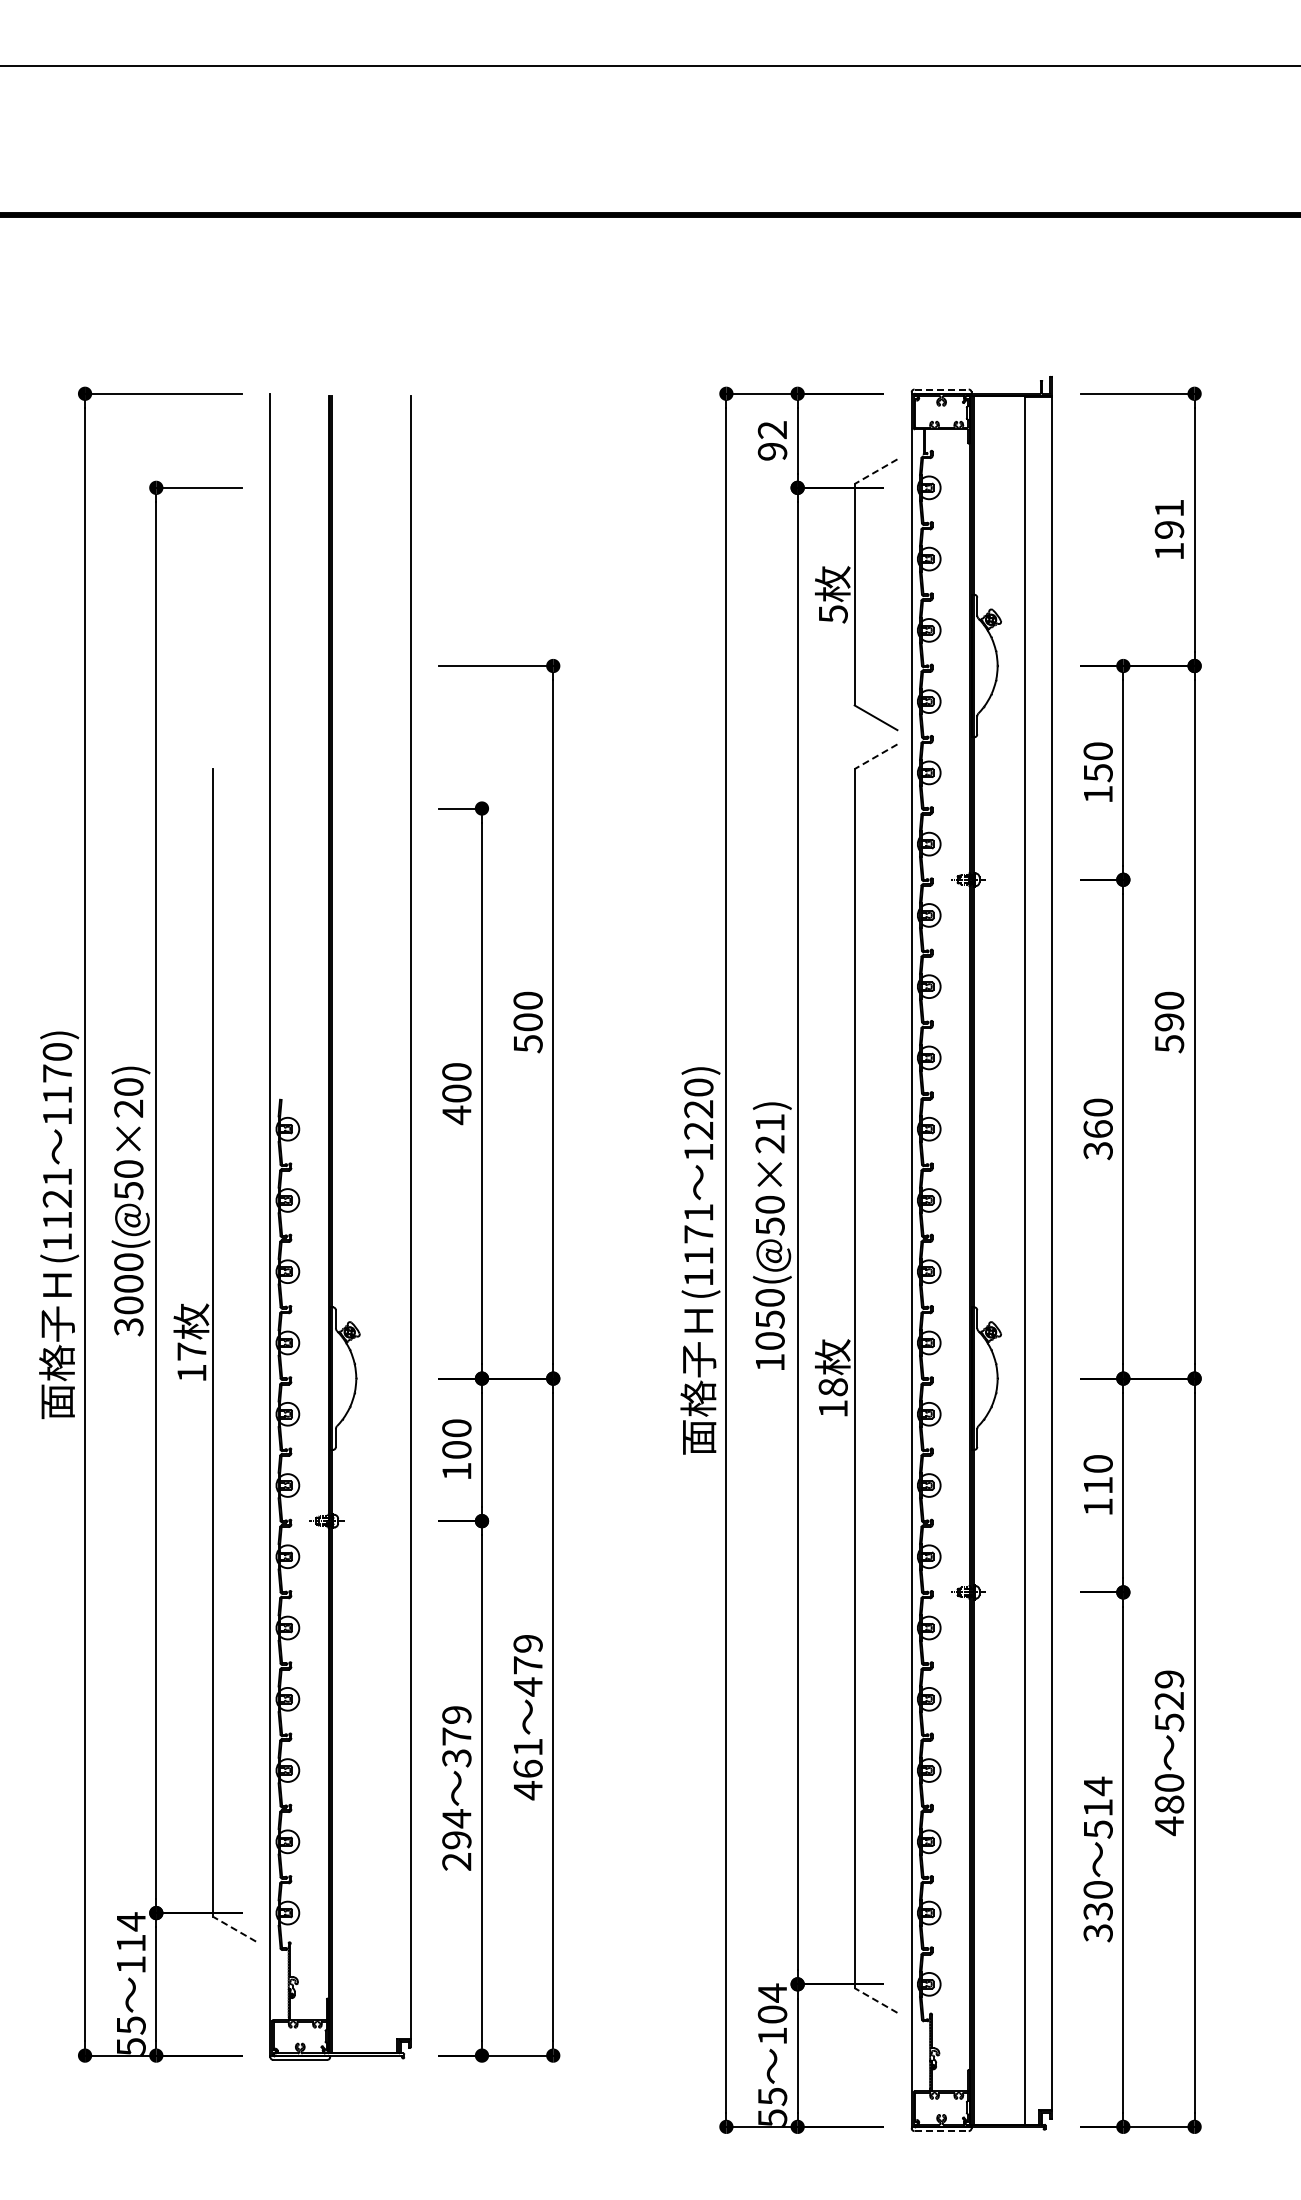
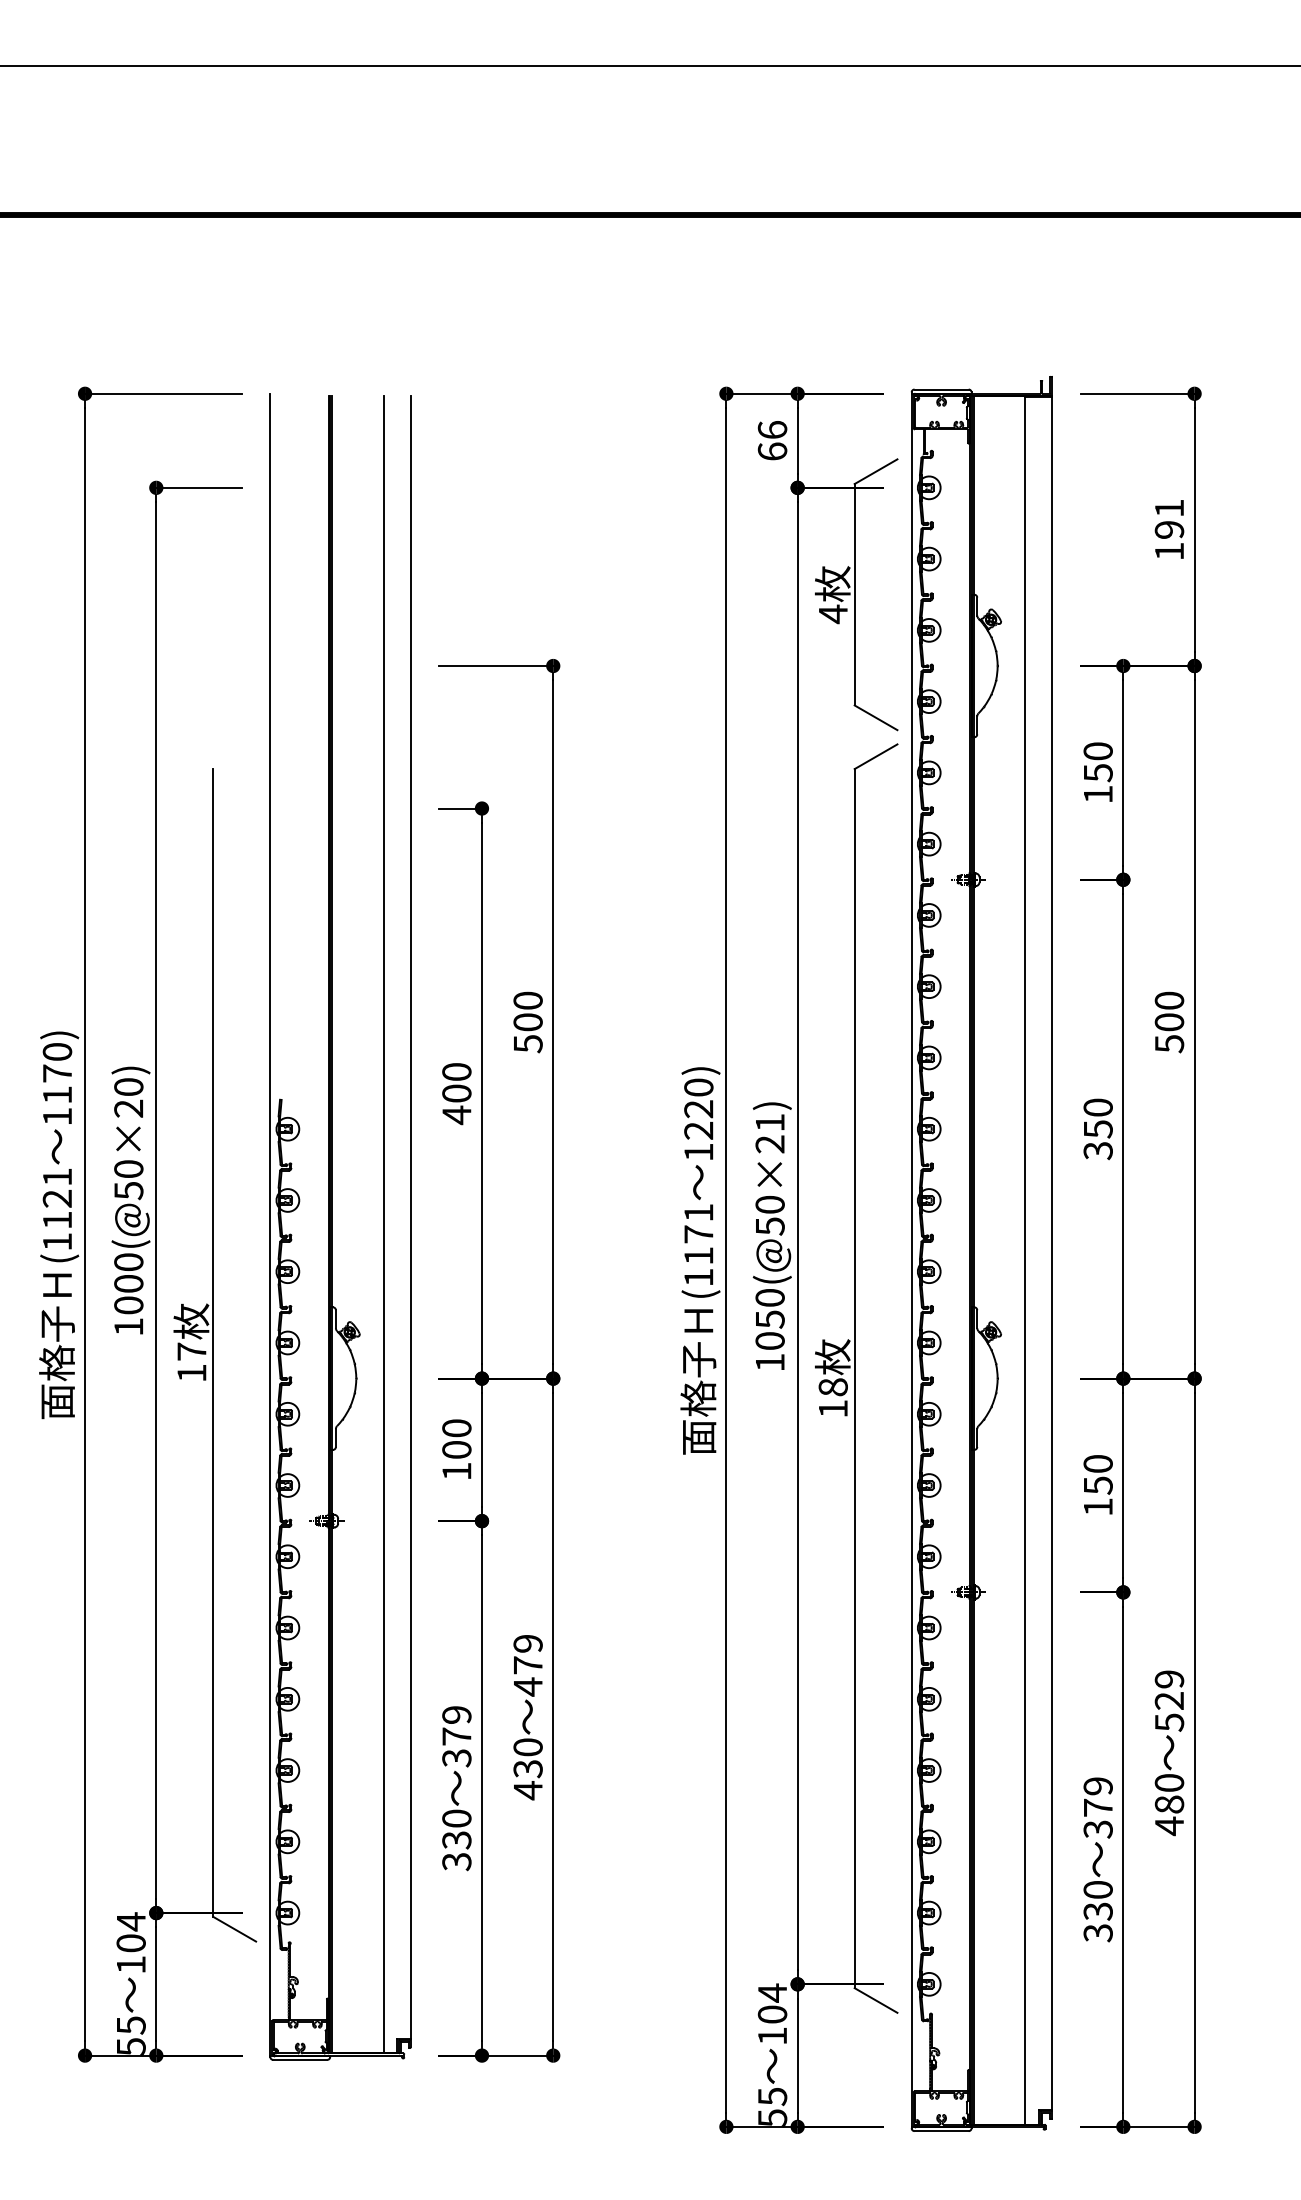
line: dashed -> solid (942, 389)
text: 92 -> 66 (772, 440)
line: dashed -> solid (876, 471)
text: 5 -> 4 (833, 614)
line: dashed -> solid (876, 756)
text: 590 -> 500 (1169, 1022)
text: 360 -> 350 (1097, 1129)
line: none -> present (383, 1224)
text: 3000(@50×20) -> 1000(@50×20) (128, 1327)
text: 110 -> 150 (1098, 1485)
text: 461 -> 430 (527, 1758)
text: 514 -> 379 (1097, 1807)
text: 294 -> 330 (456, 1840)
line: dashed -> solid (234, 1929)
text: 114 -> 104 (130, 1943)
line: dashed -> solid (876, 2000)
line: dashed -> solid (942, 2131)
